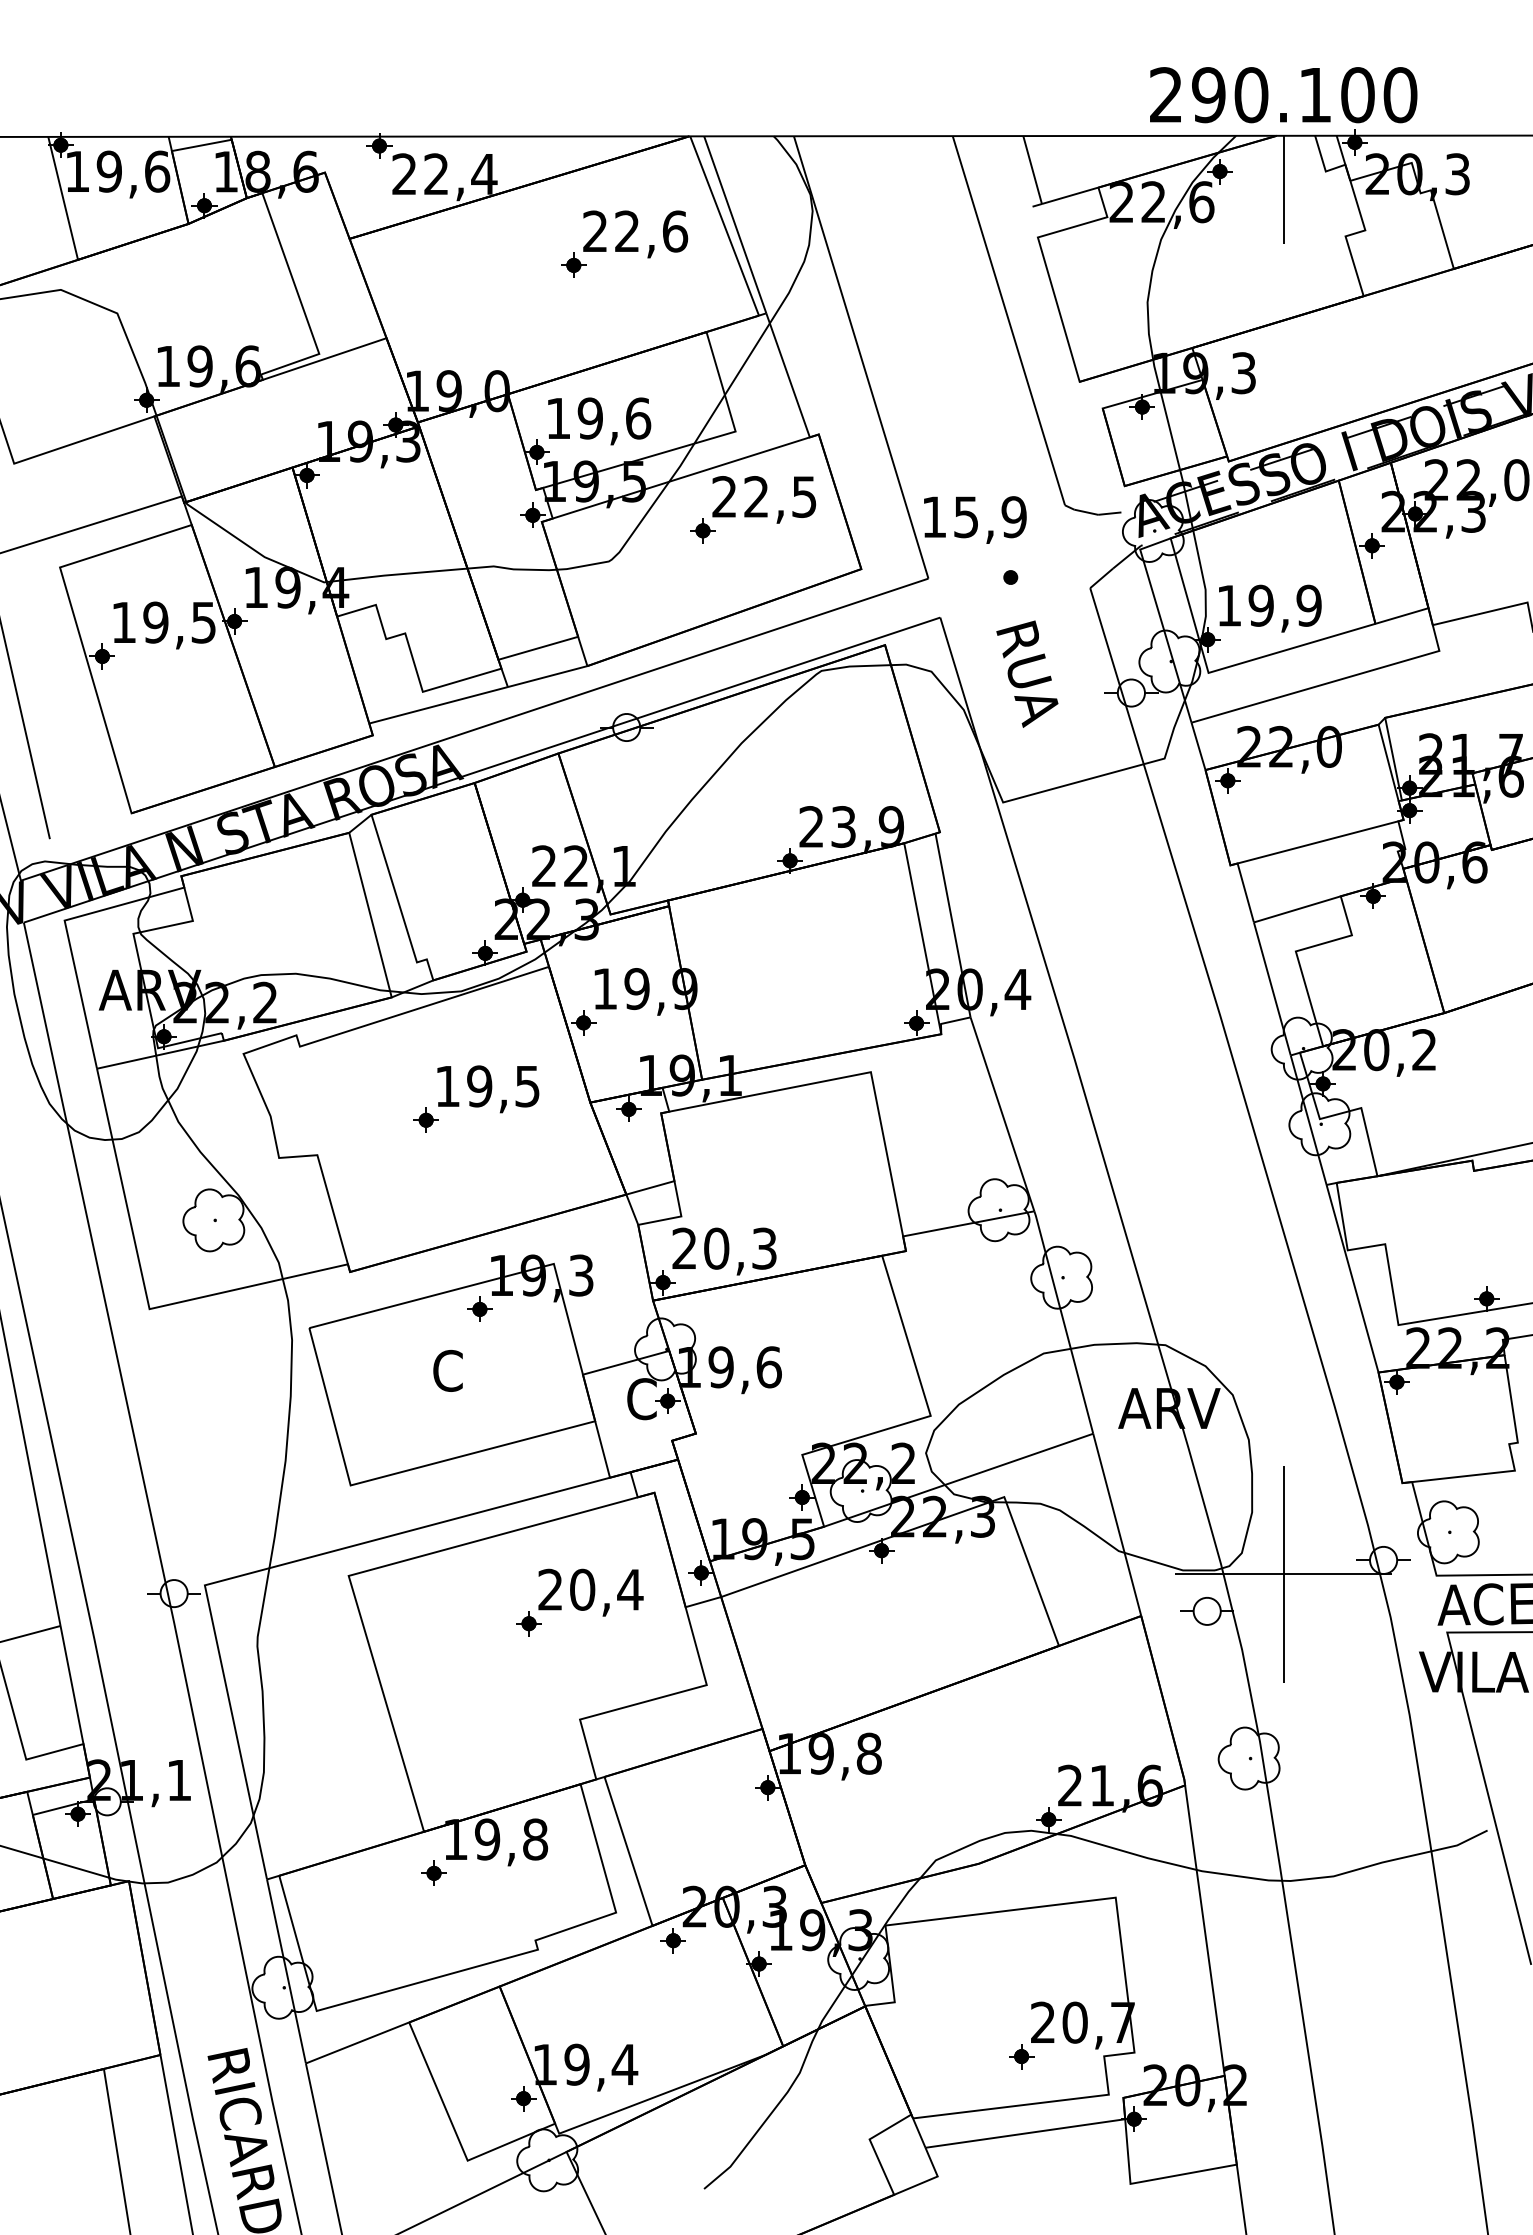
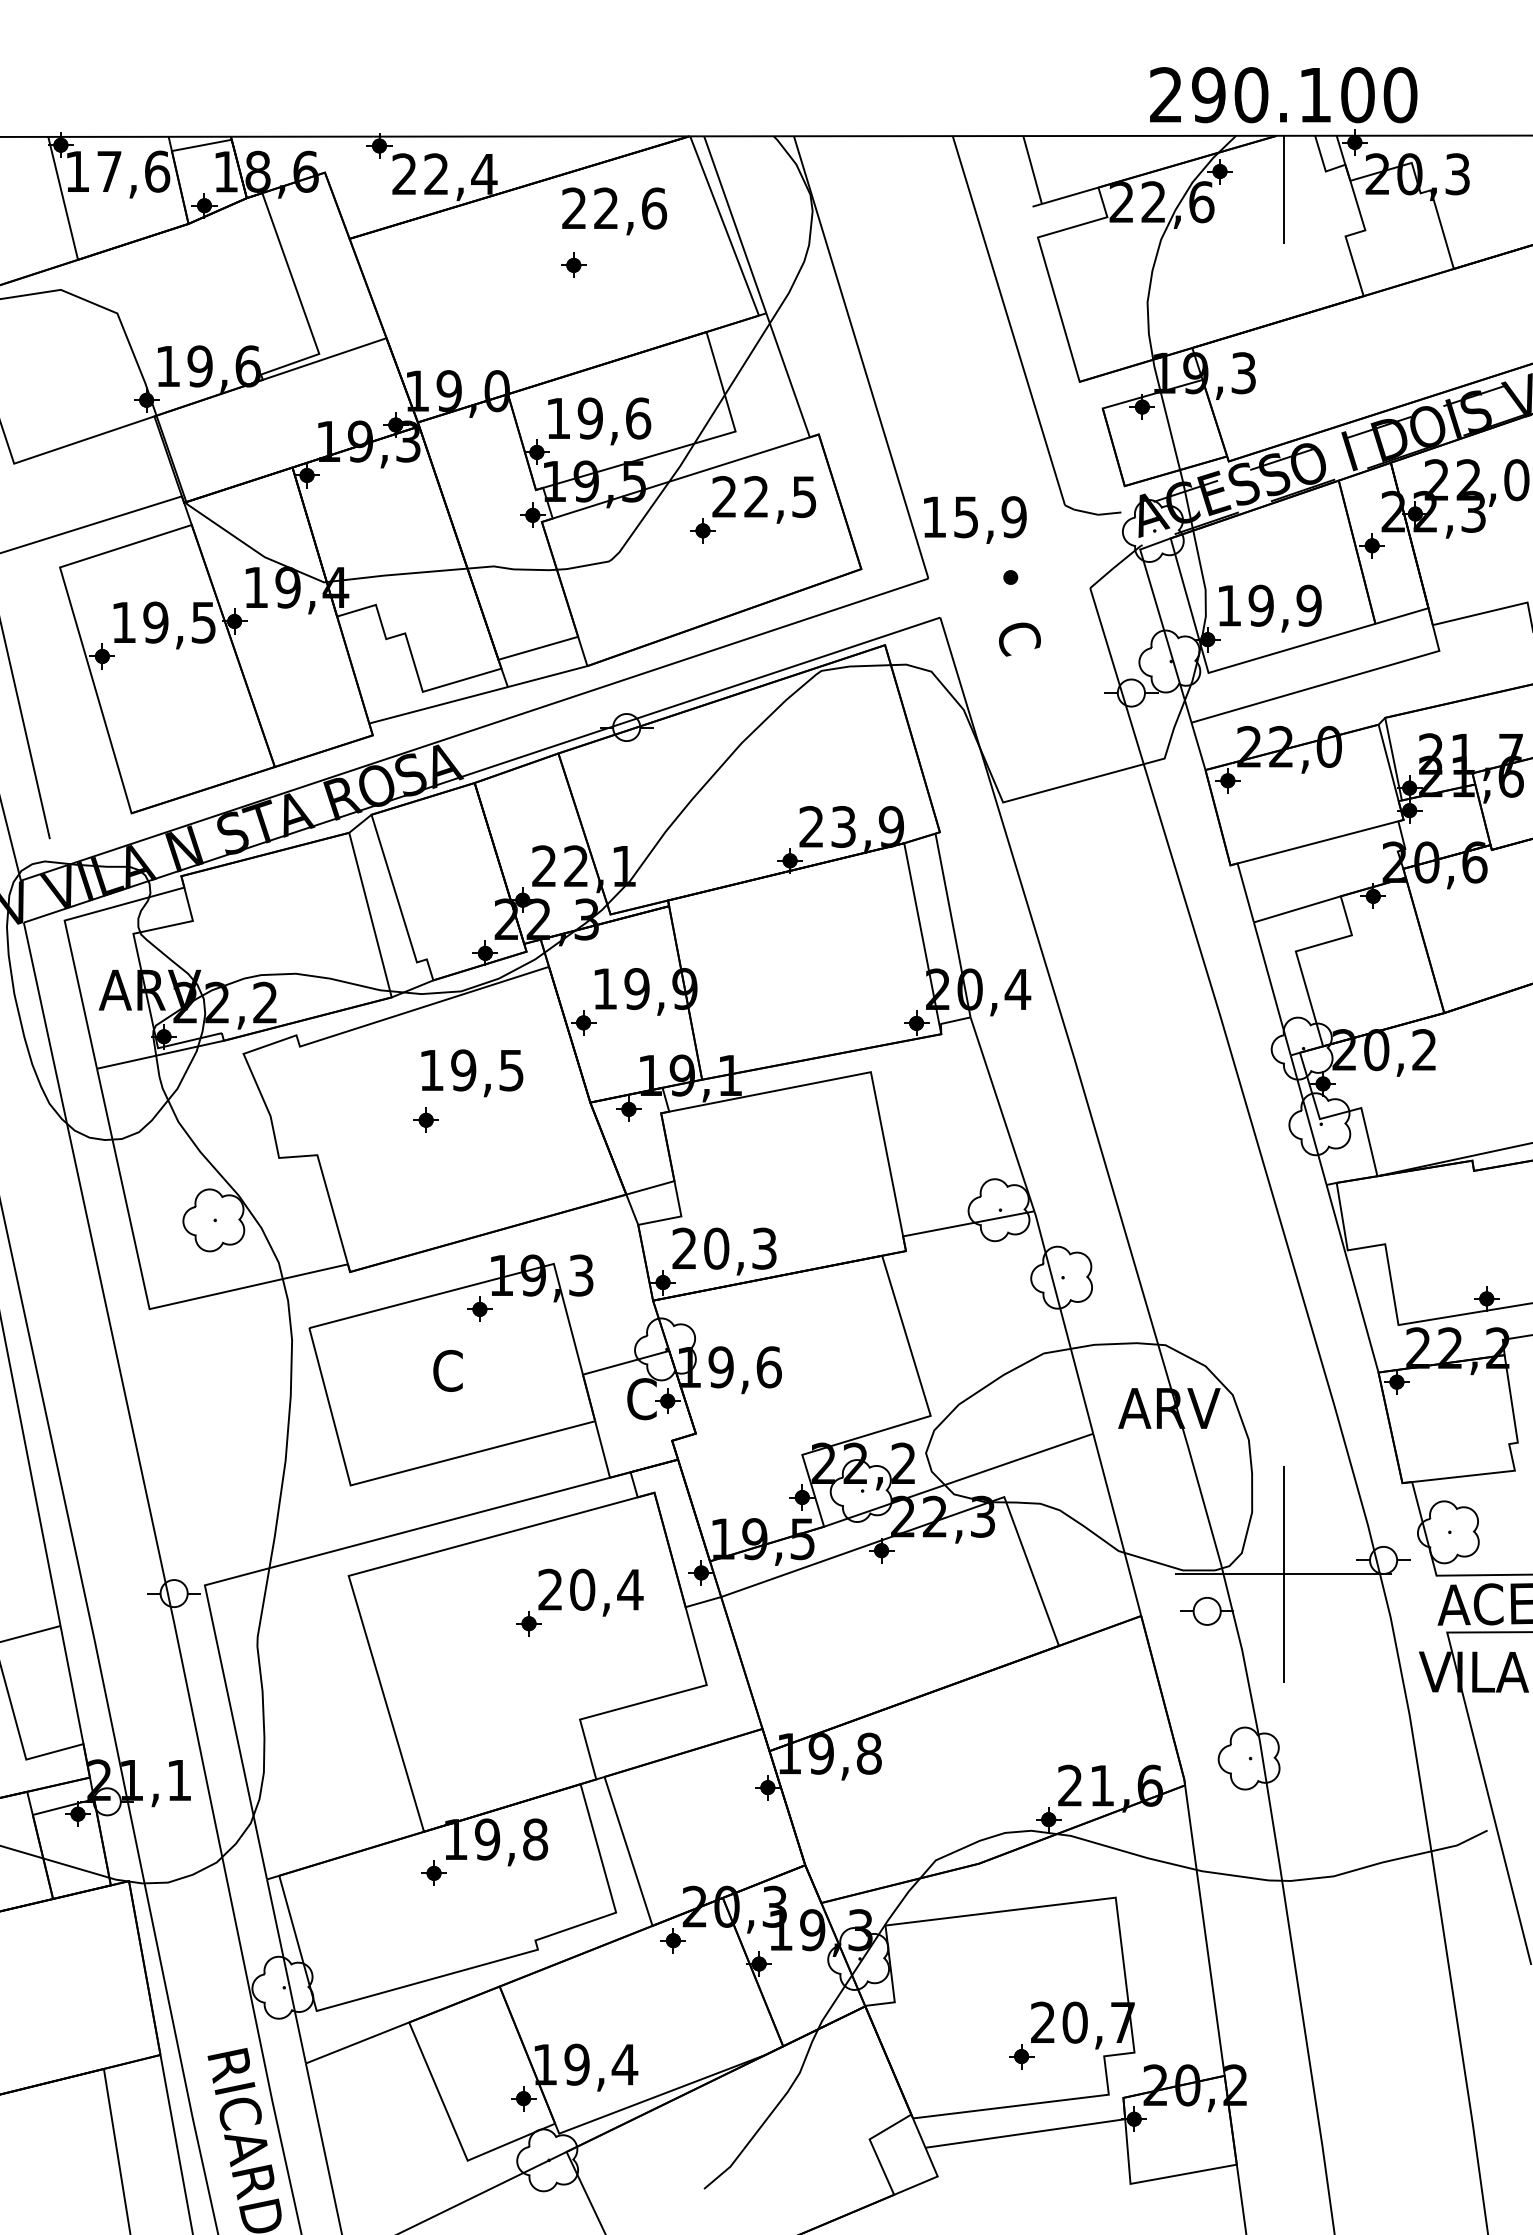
text: 19,6 -> 17,6 (108, 171)
text position: (635, 234) -> (614, 211) (614, 211)
text: RUA -> C (1027, 673)
text position: (488, 1089) -> (472, 1073) (472, 1073)
